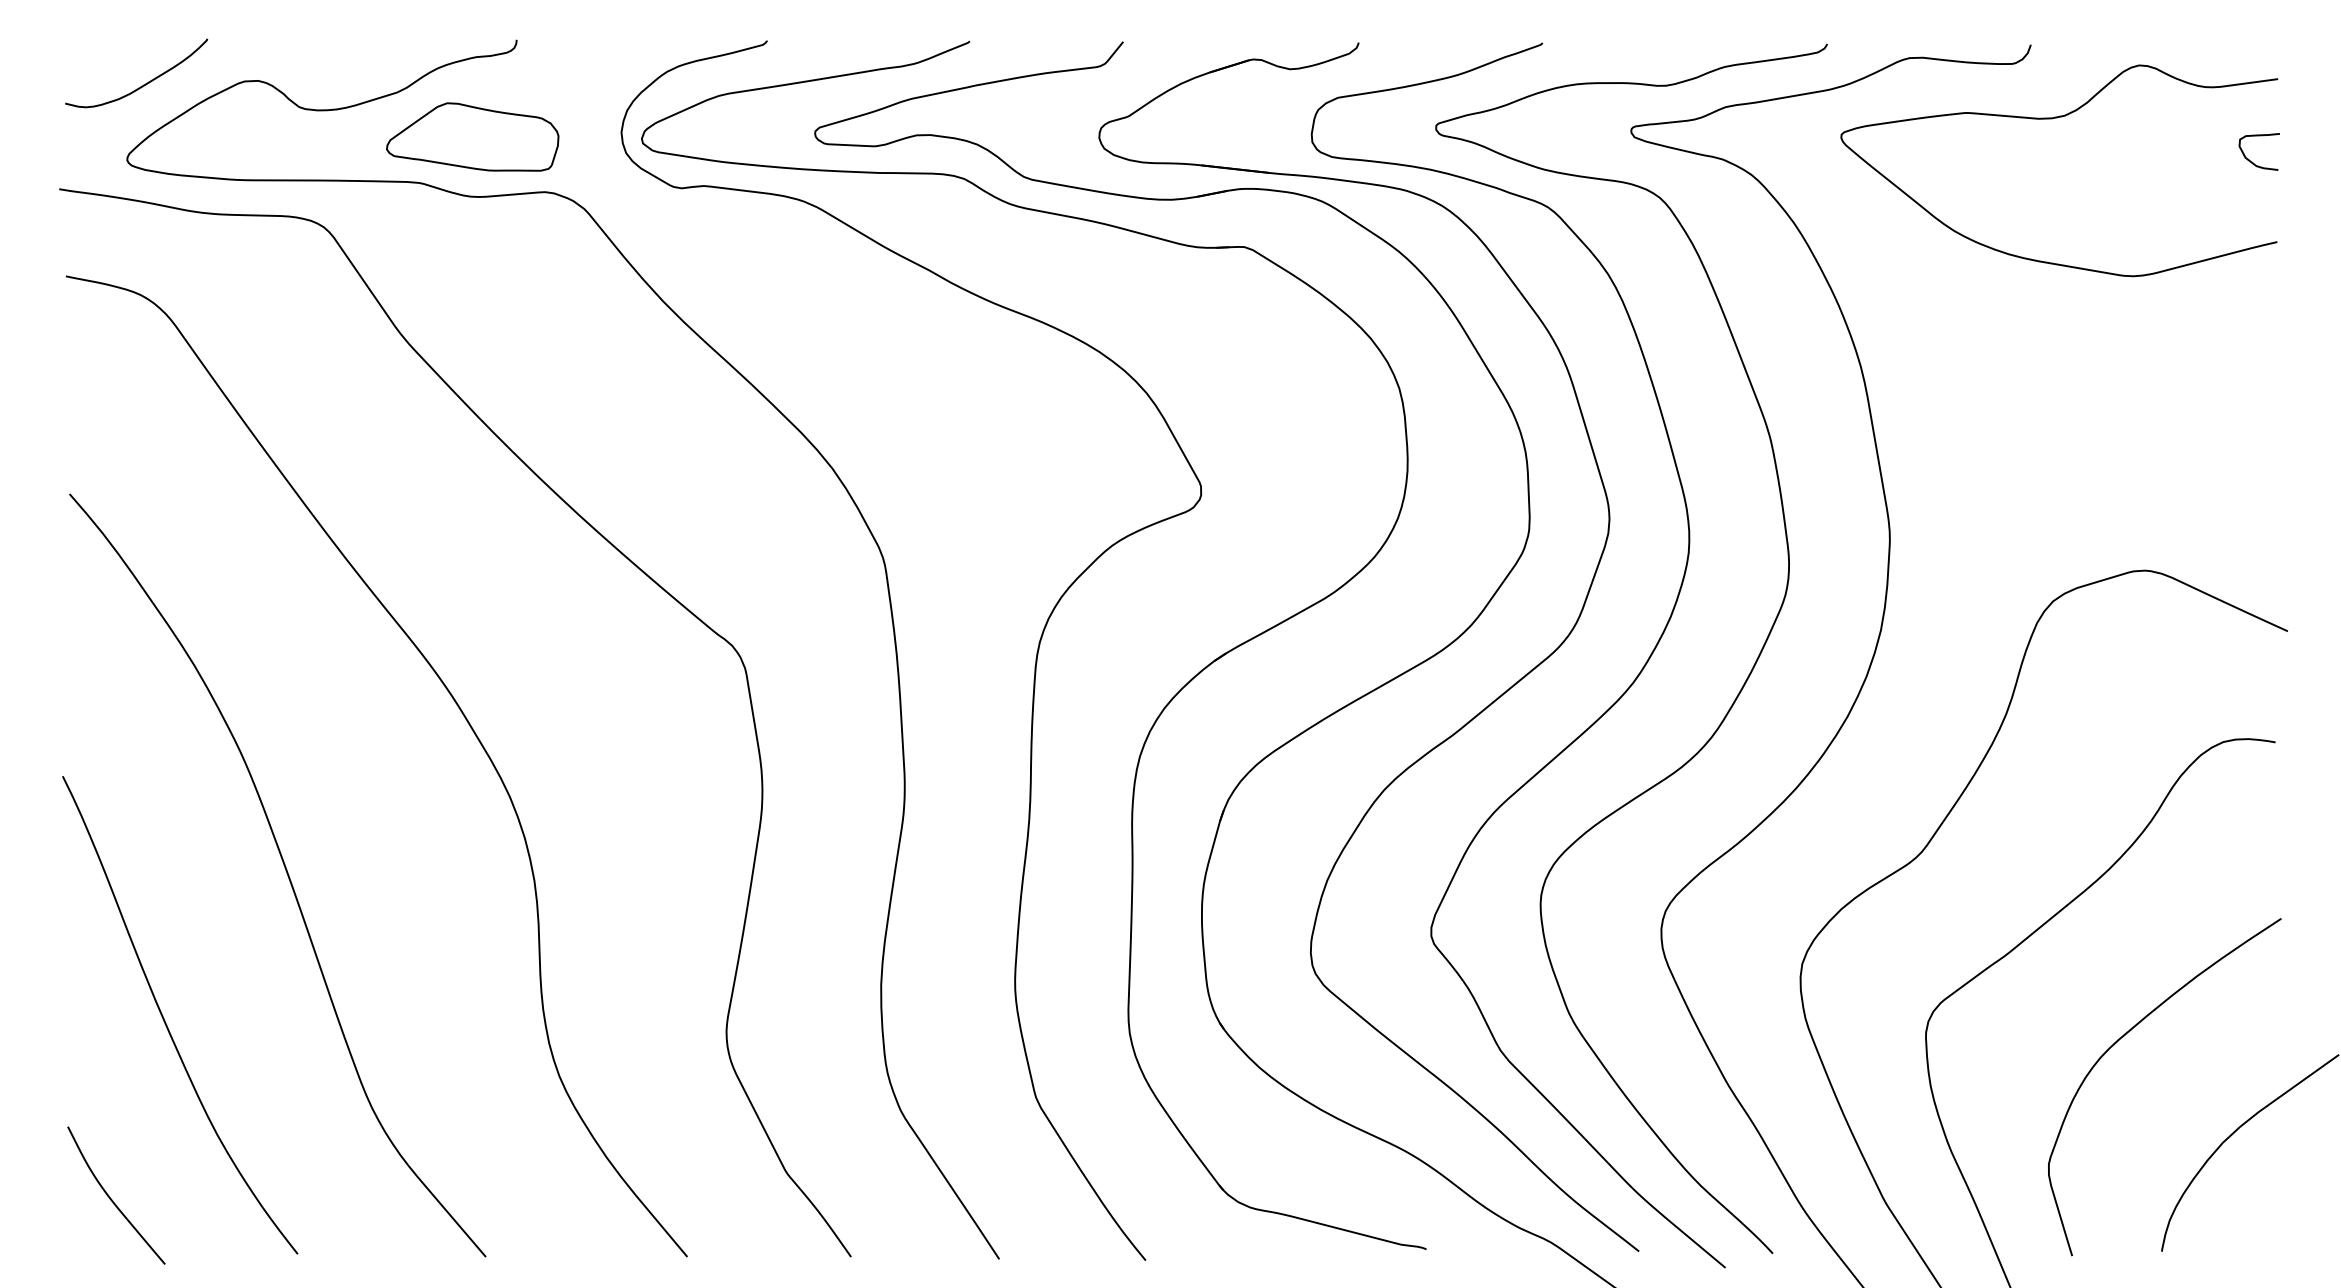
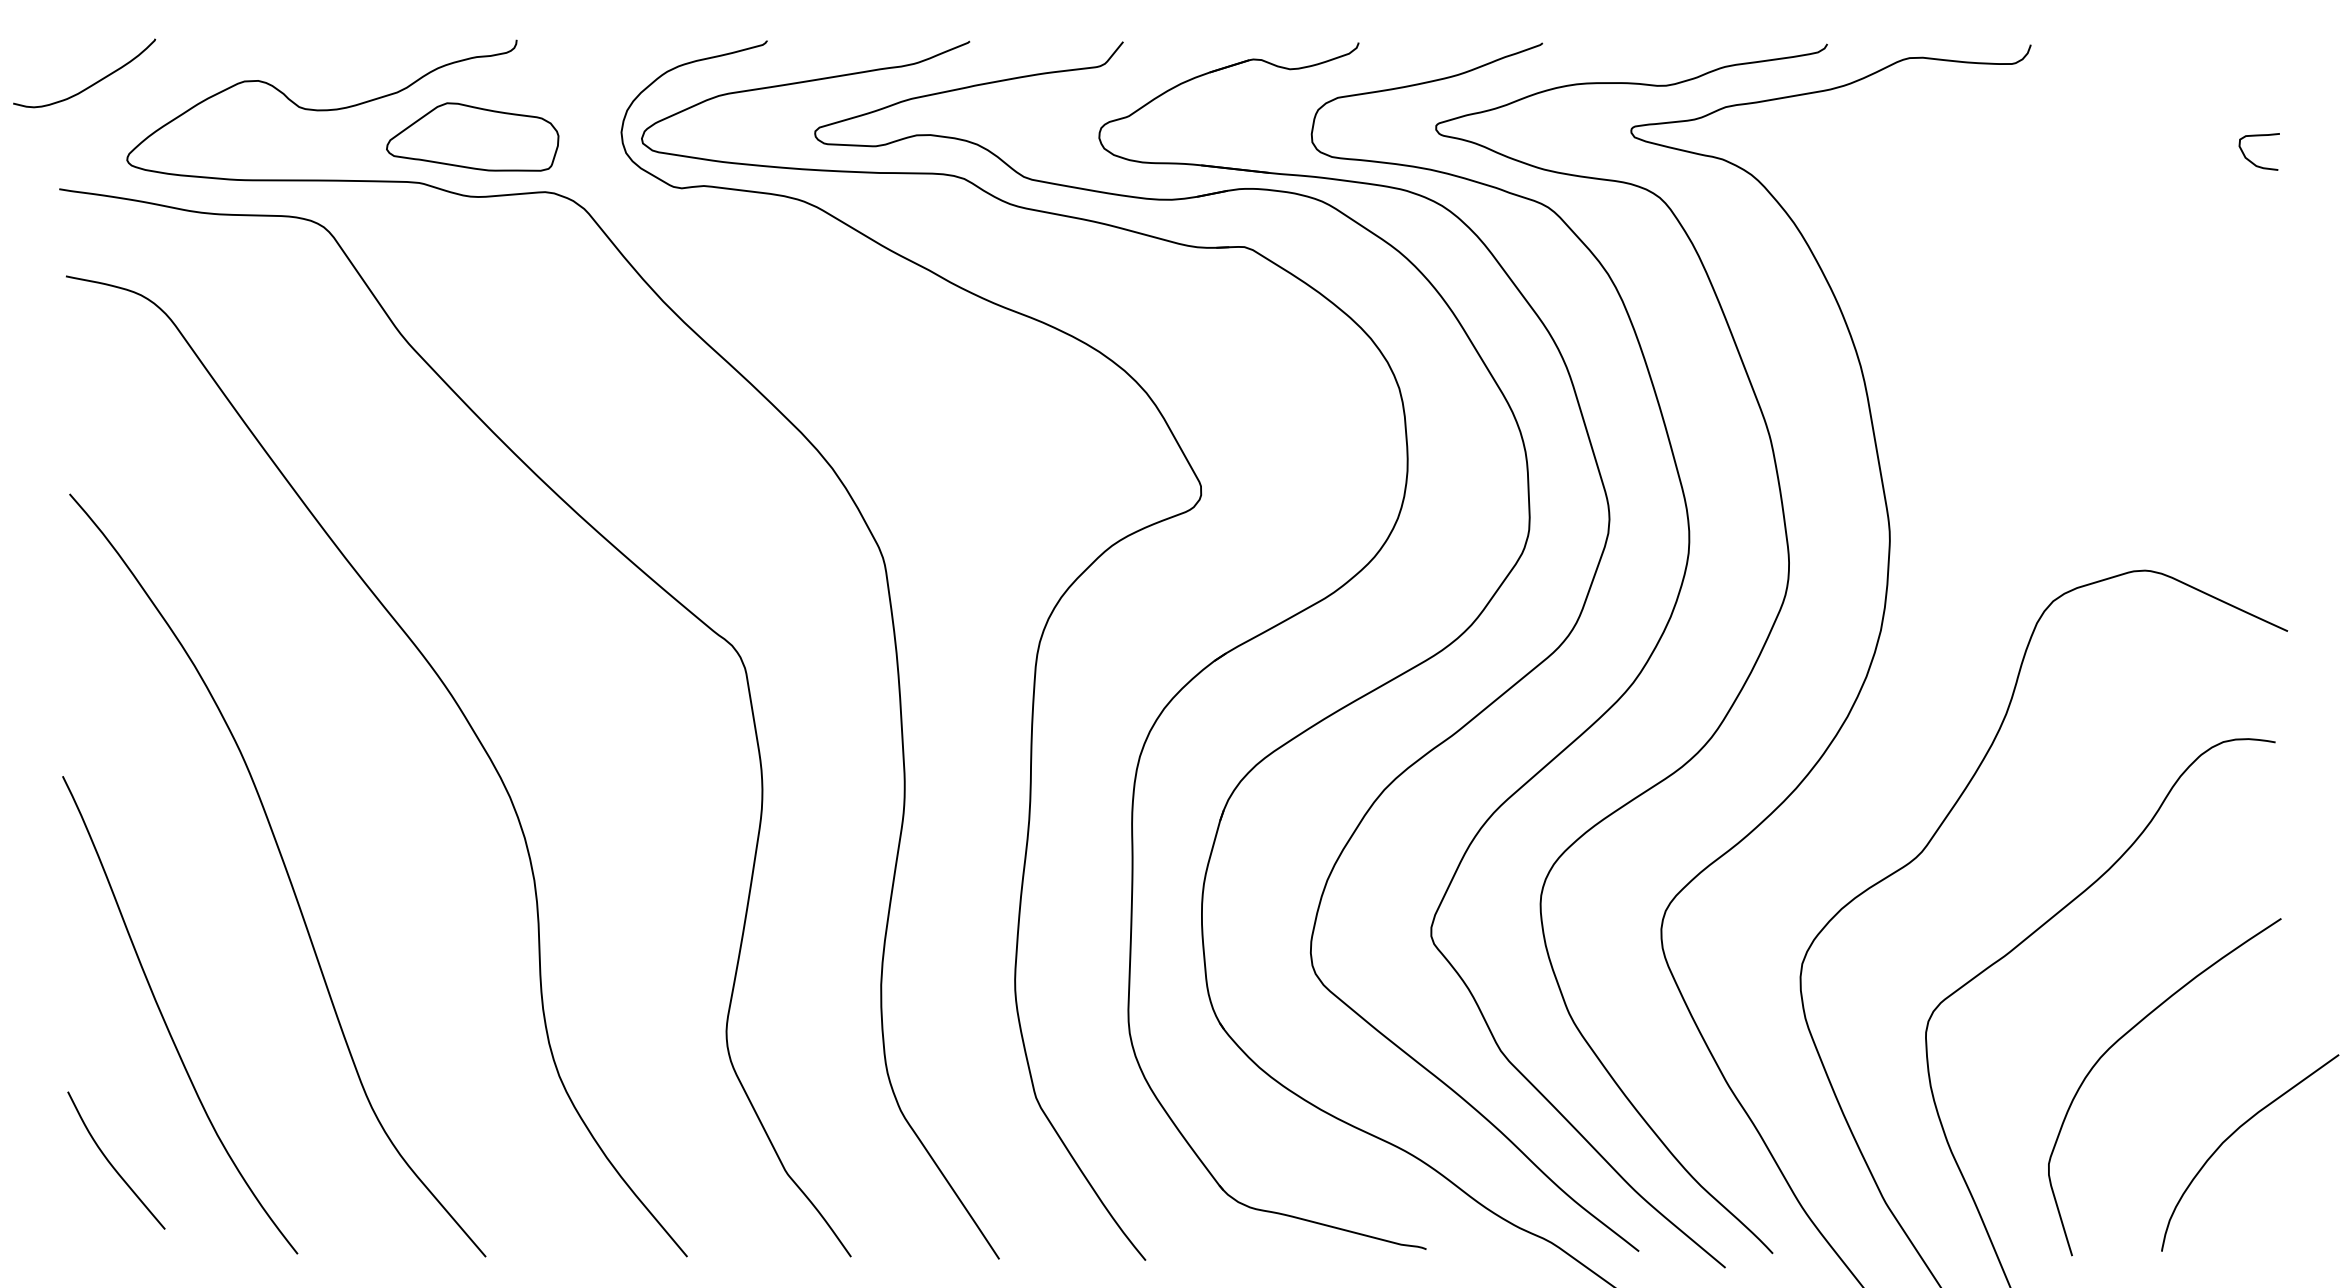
curve position: (143, 84) -> (91, 84) (91, 84)
curve: present -> none (2052, 119)
curve position: (112, 1199) -> (112, 1164) (112, 1164)
